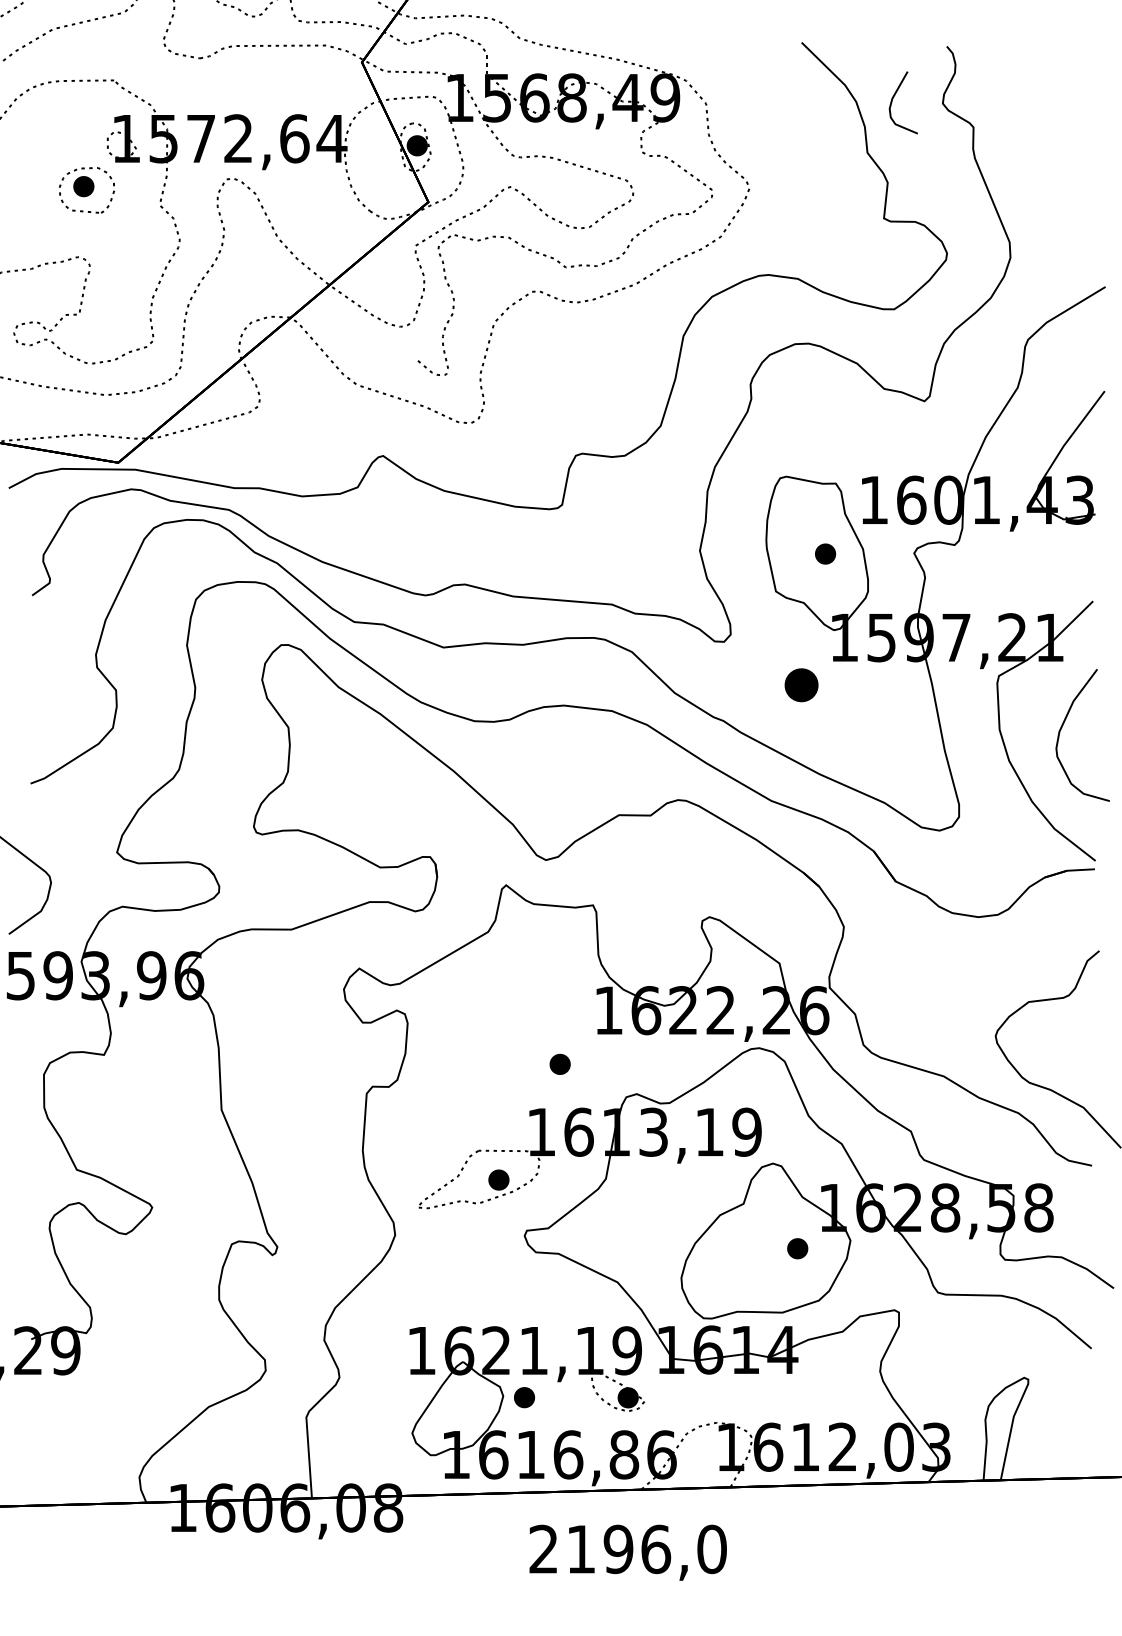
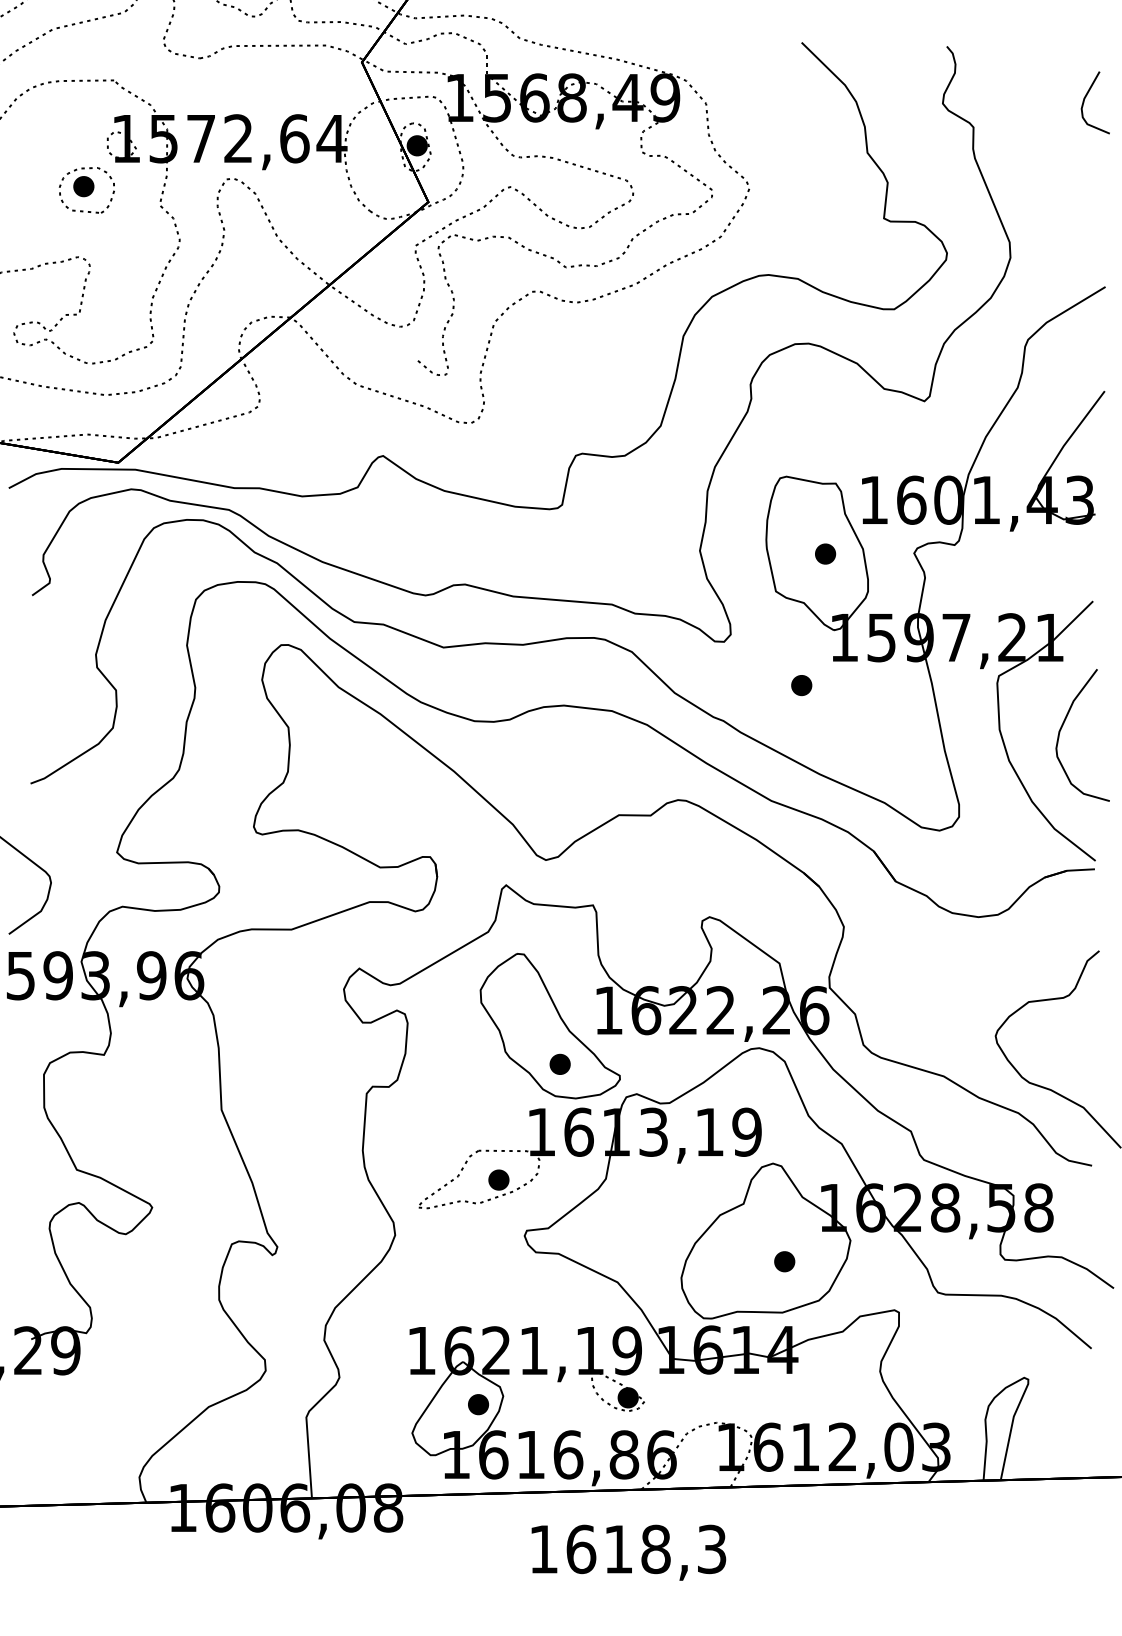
curve position: (894, 97) -> (1086, 97) (1086, 97)
part size: 35x35 px -> 22x22 px (801, 685)
part: none -> present (549, 1026)
part position: (797, 1248) -> (784, 1261) (784, 1261)
part position: (524, 1397) -> (478, 1404) (478, 1404)
text: 2196,0 -> 1618,3 (627, 1549)
